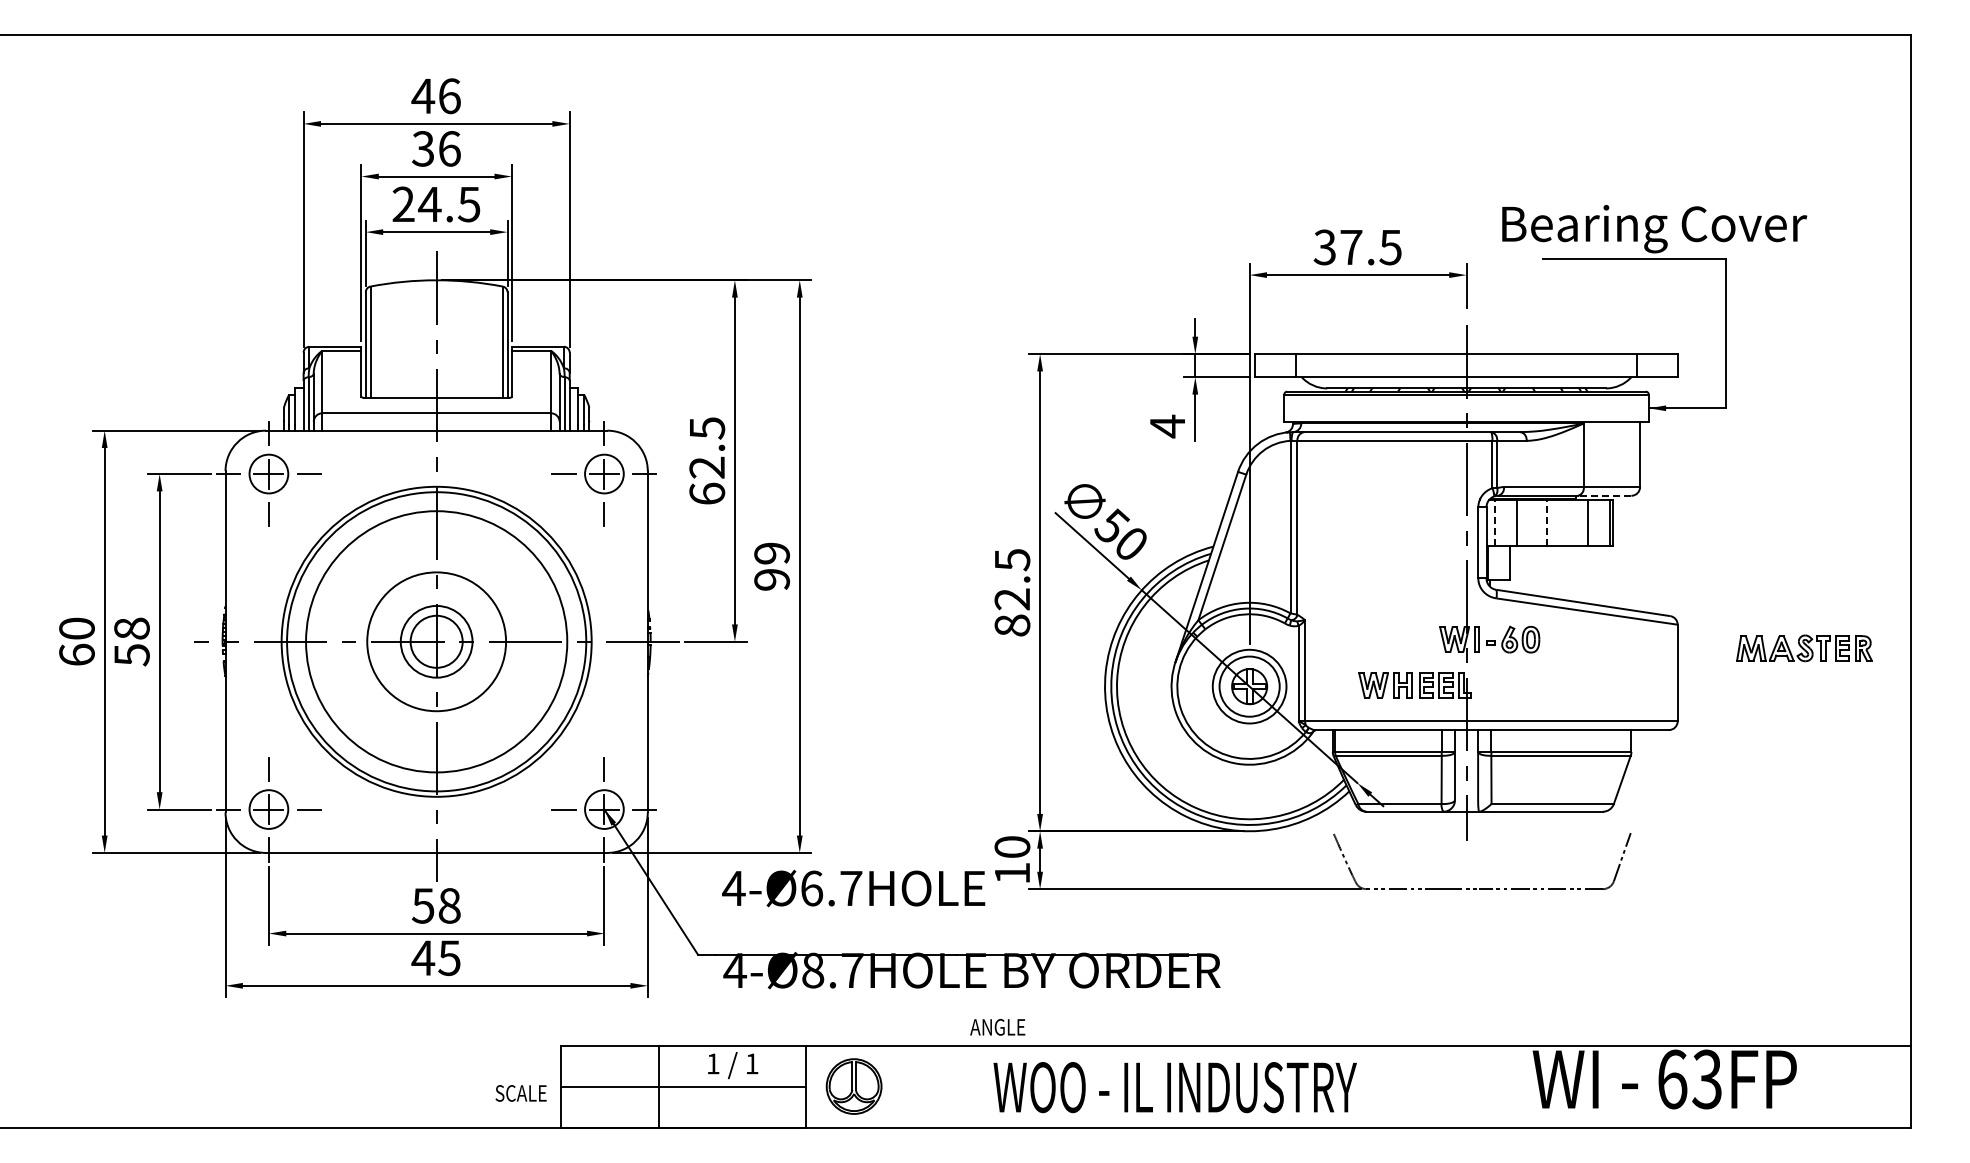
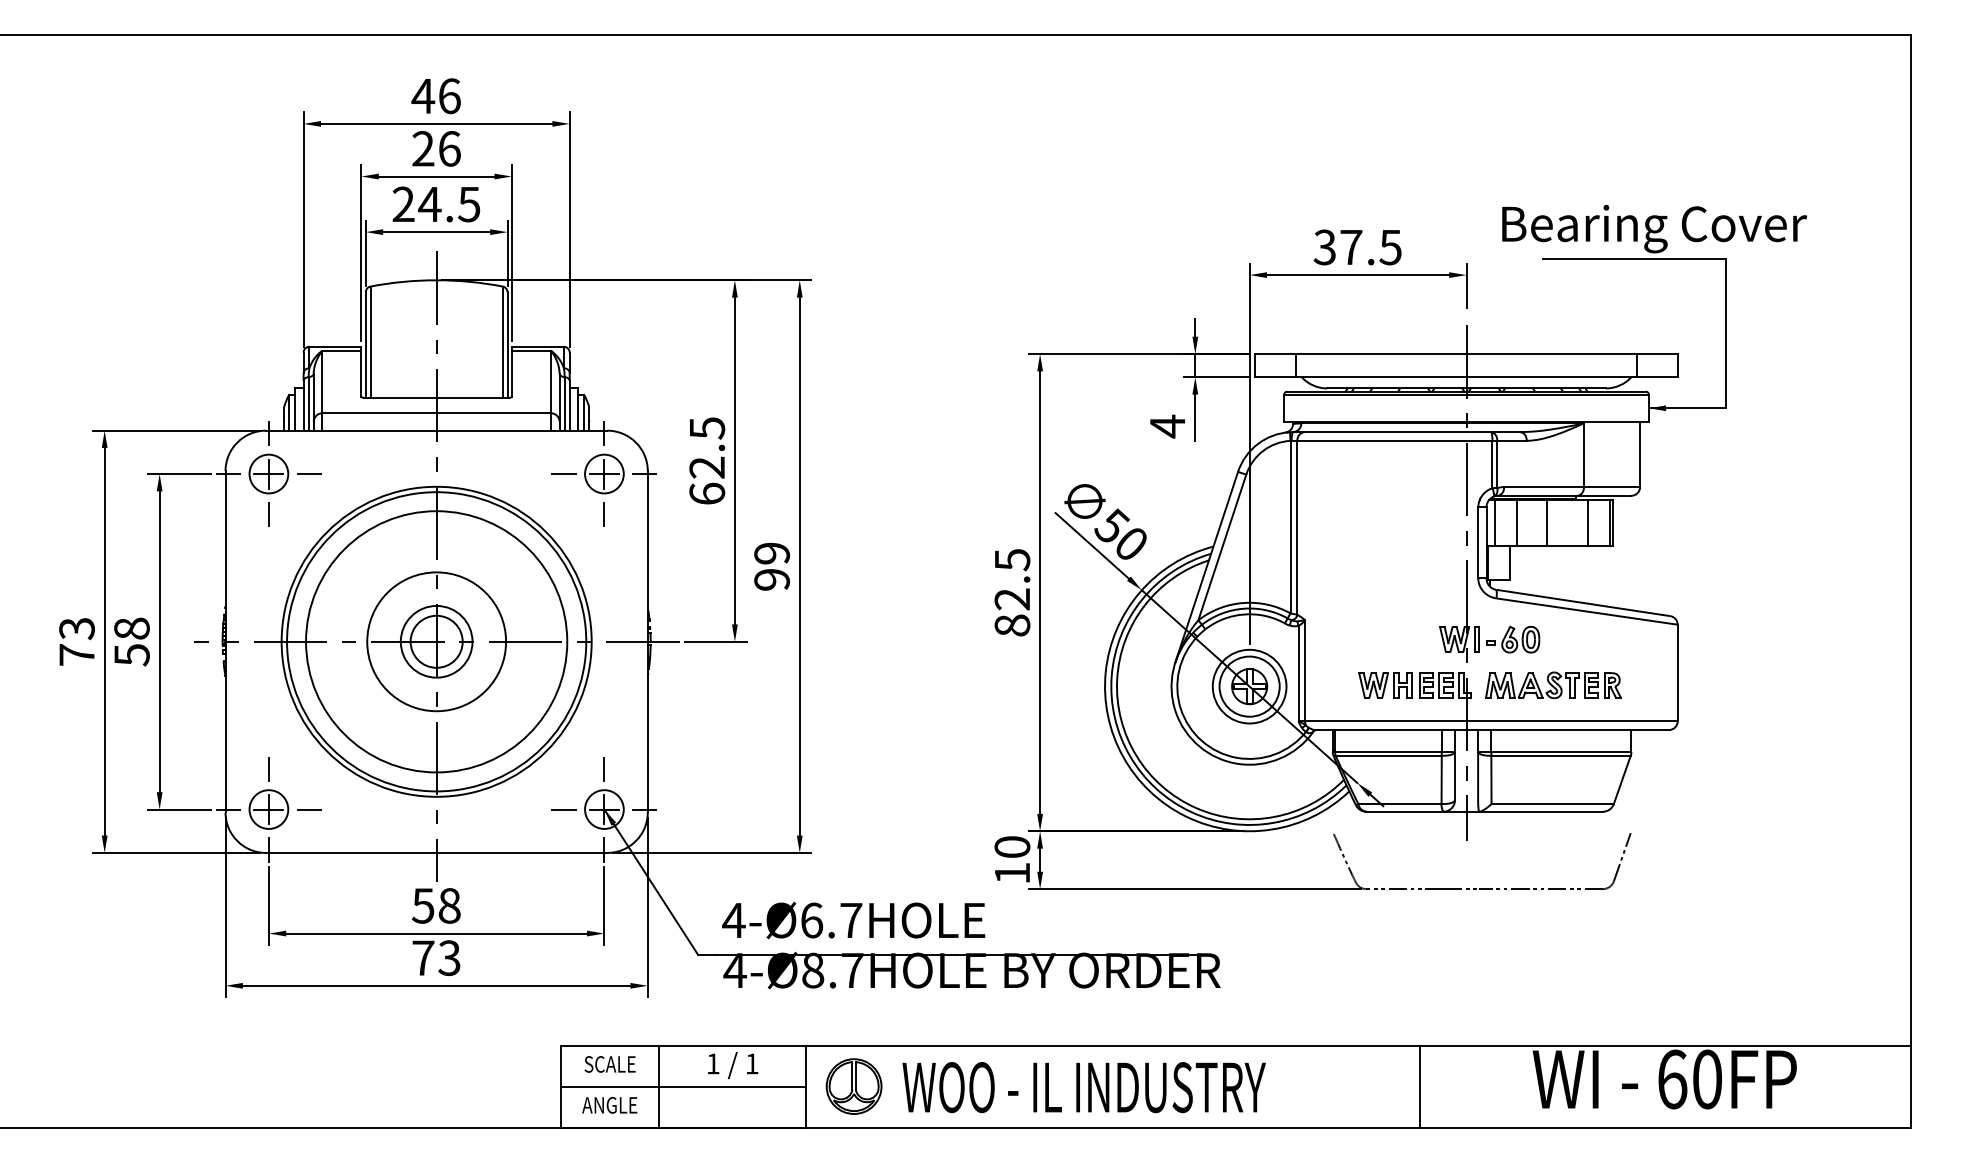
text: 36 -> 26 (423, 149)
line: dashed -> solid (1604, 495)
line: dashed -> solid (1495, 522)
line: dashed -> solid (1547, 522)
text: 60 -> 73 (76, 641)
part position: (1804, 648) -> (1553, 685) (1553, 685)
text position: (853, 888) -> (853, 920) (853, 920)
text: 45 -> 73 (435, 957)
text position: (997, 1027) -> (609, 1105) (609, 1105)
text: 63FP -> 60FP (1706, 1079)
line: none -> present (1420, 1086)
text position: (1174, 1087) -> (1083, 1087) (1083, 1087)
text position: (520, 1093) -> (609, 1064) (609, 1064)
